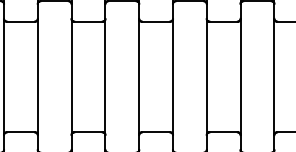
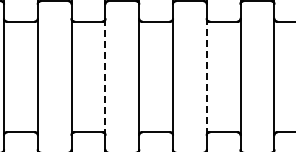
line: solid -> dashed (206, 76)
line: solid -> dashed (105, 77)
